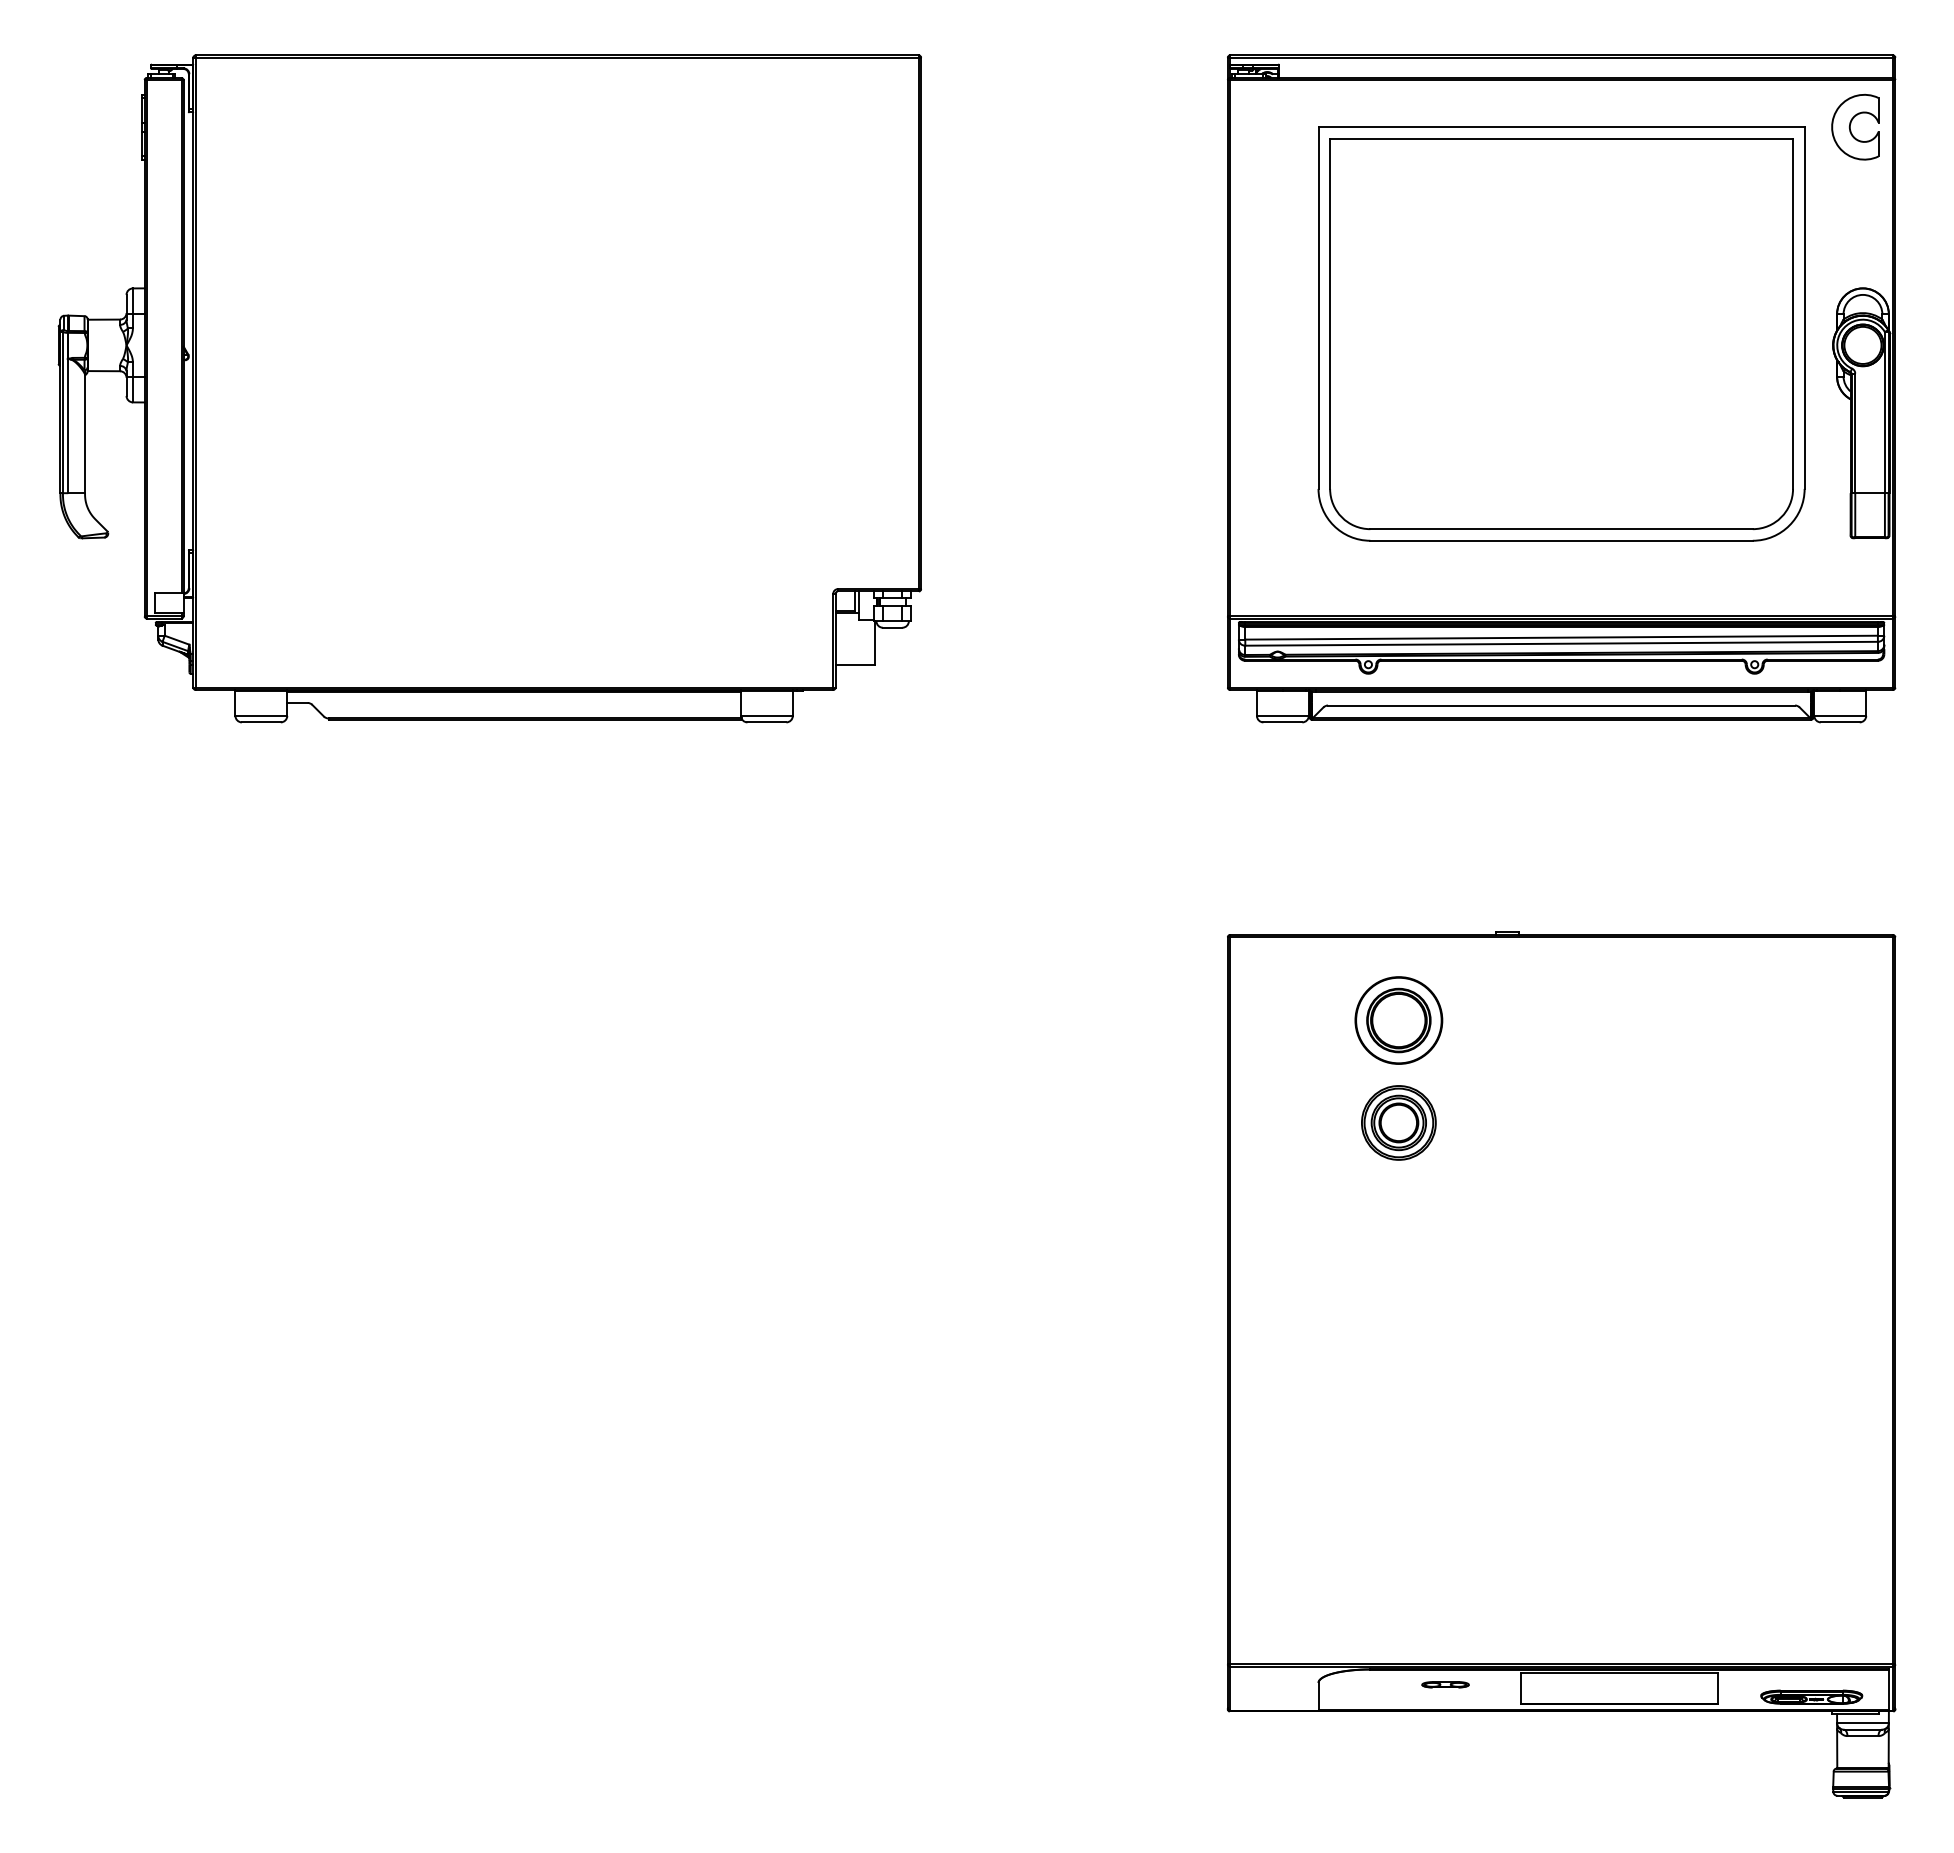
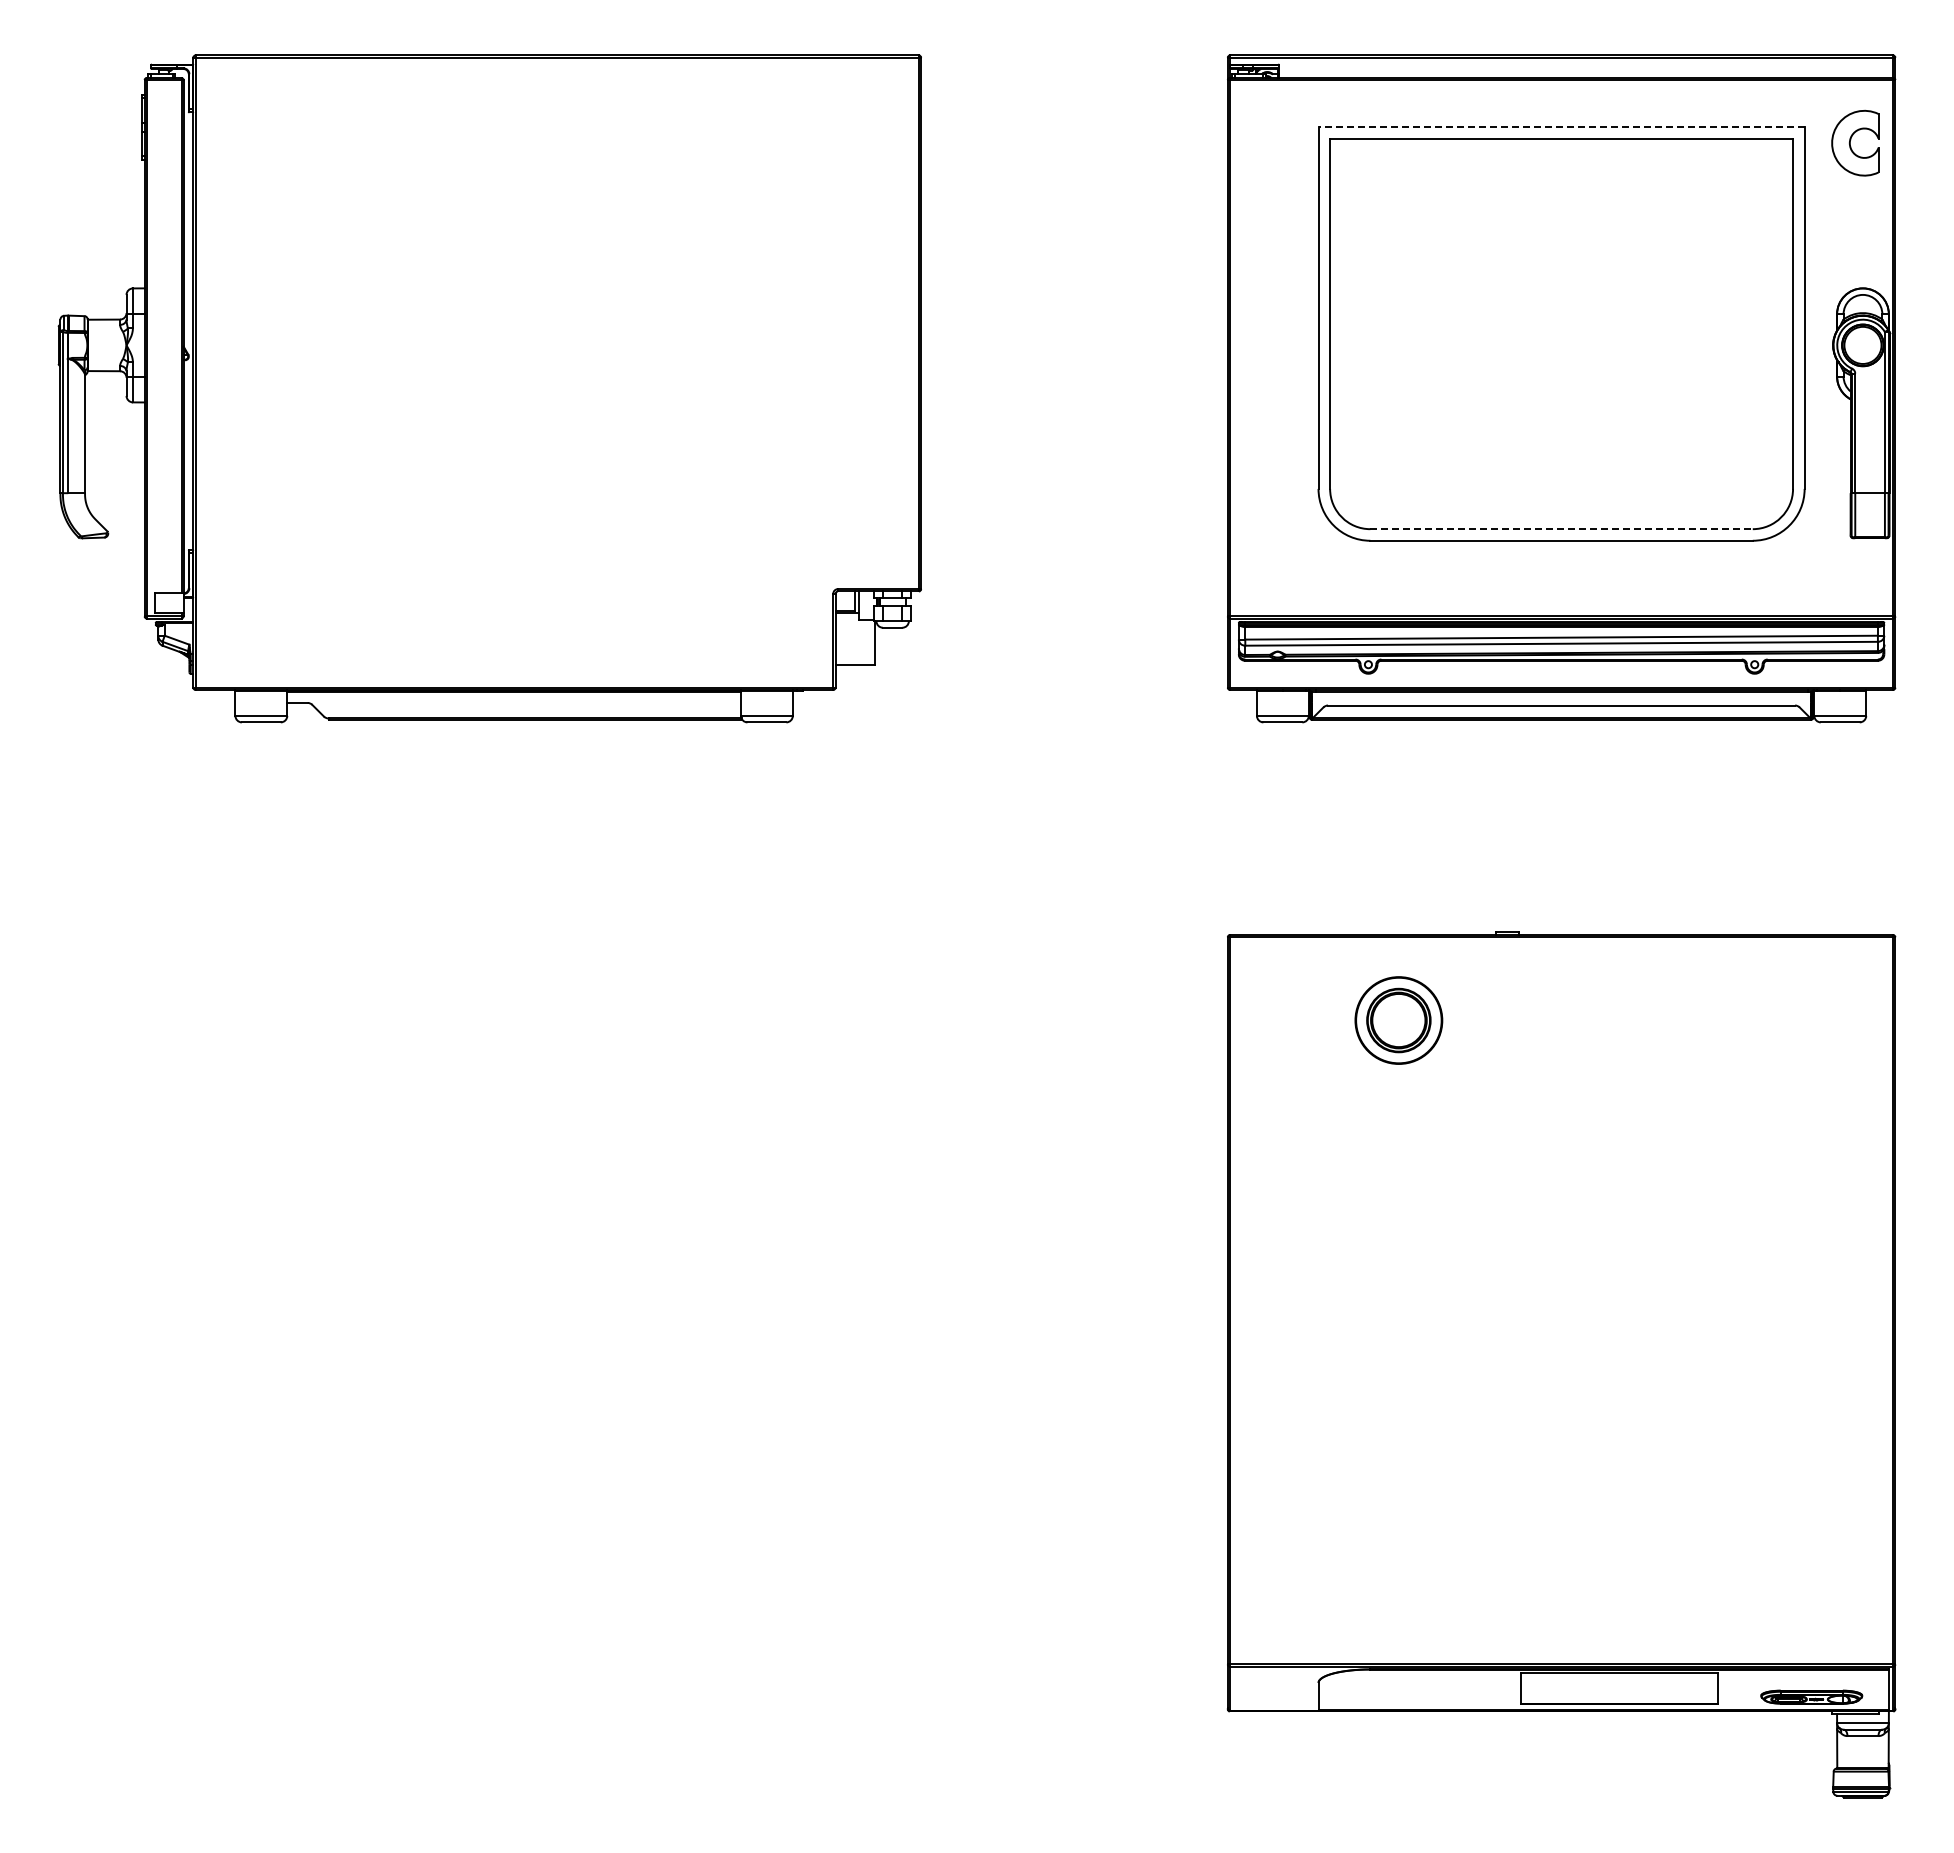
part position: (1855, 126) -> (1855, 142) (1855, 142)
line: solid -> dashed (1561, 127)
line: solid -> dashed (1562, 529)
part: present -> none (1398, 1122)
part: present -> none (1445, 1684)
